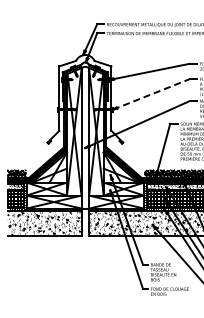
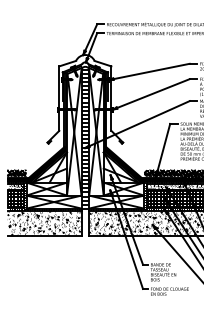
line: dashed -> solid (151, 94)
hatch: none -> present (85, 136)
